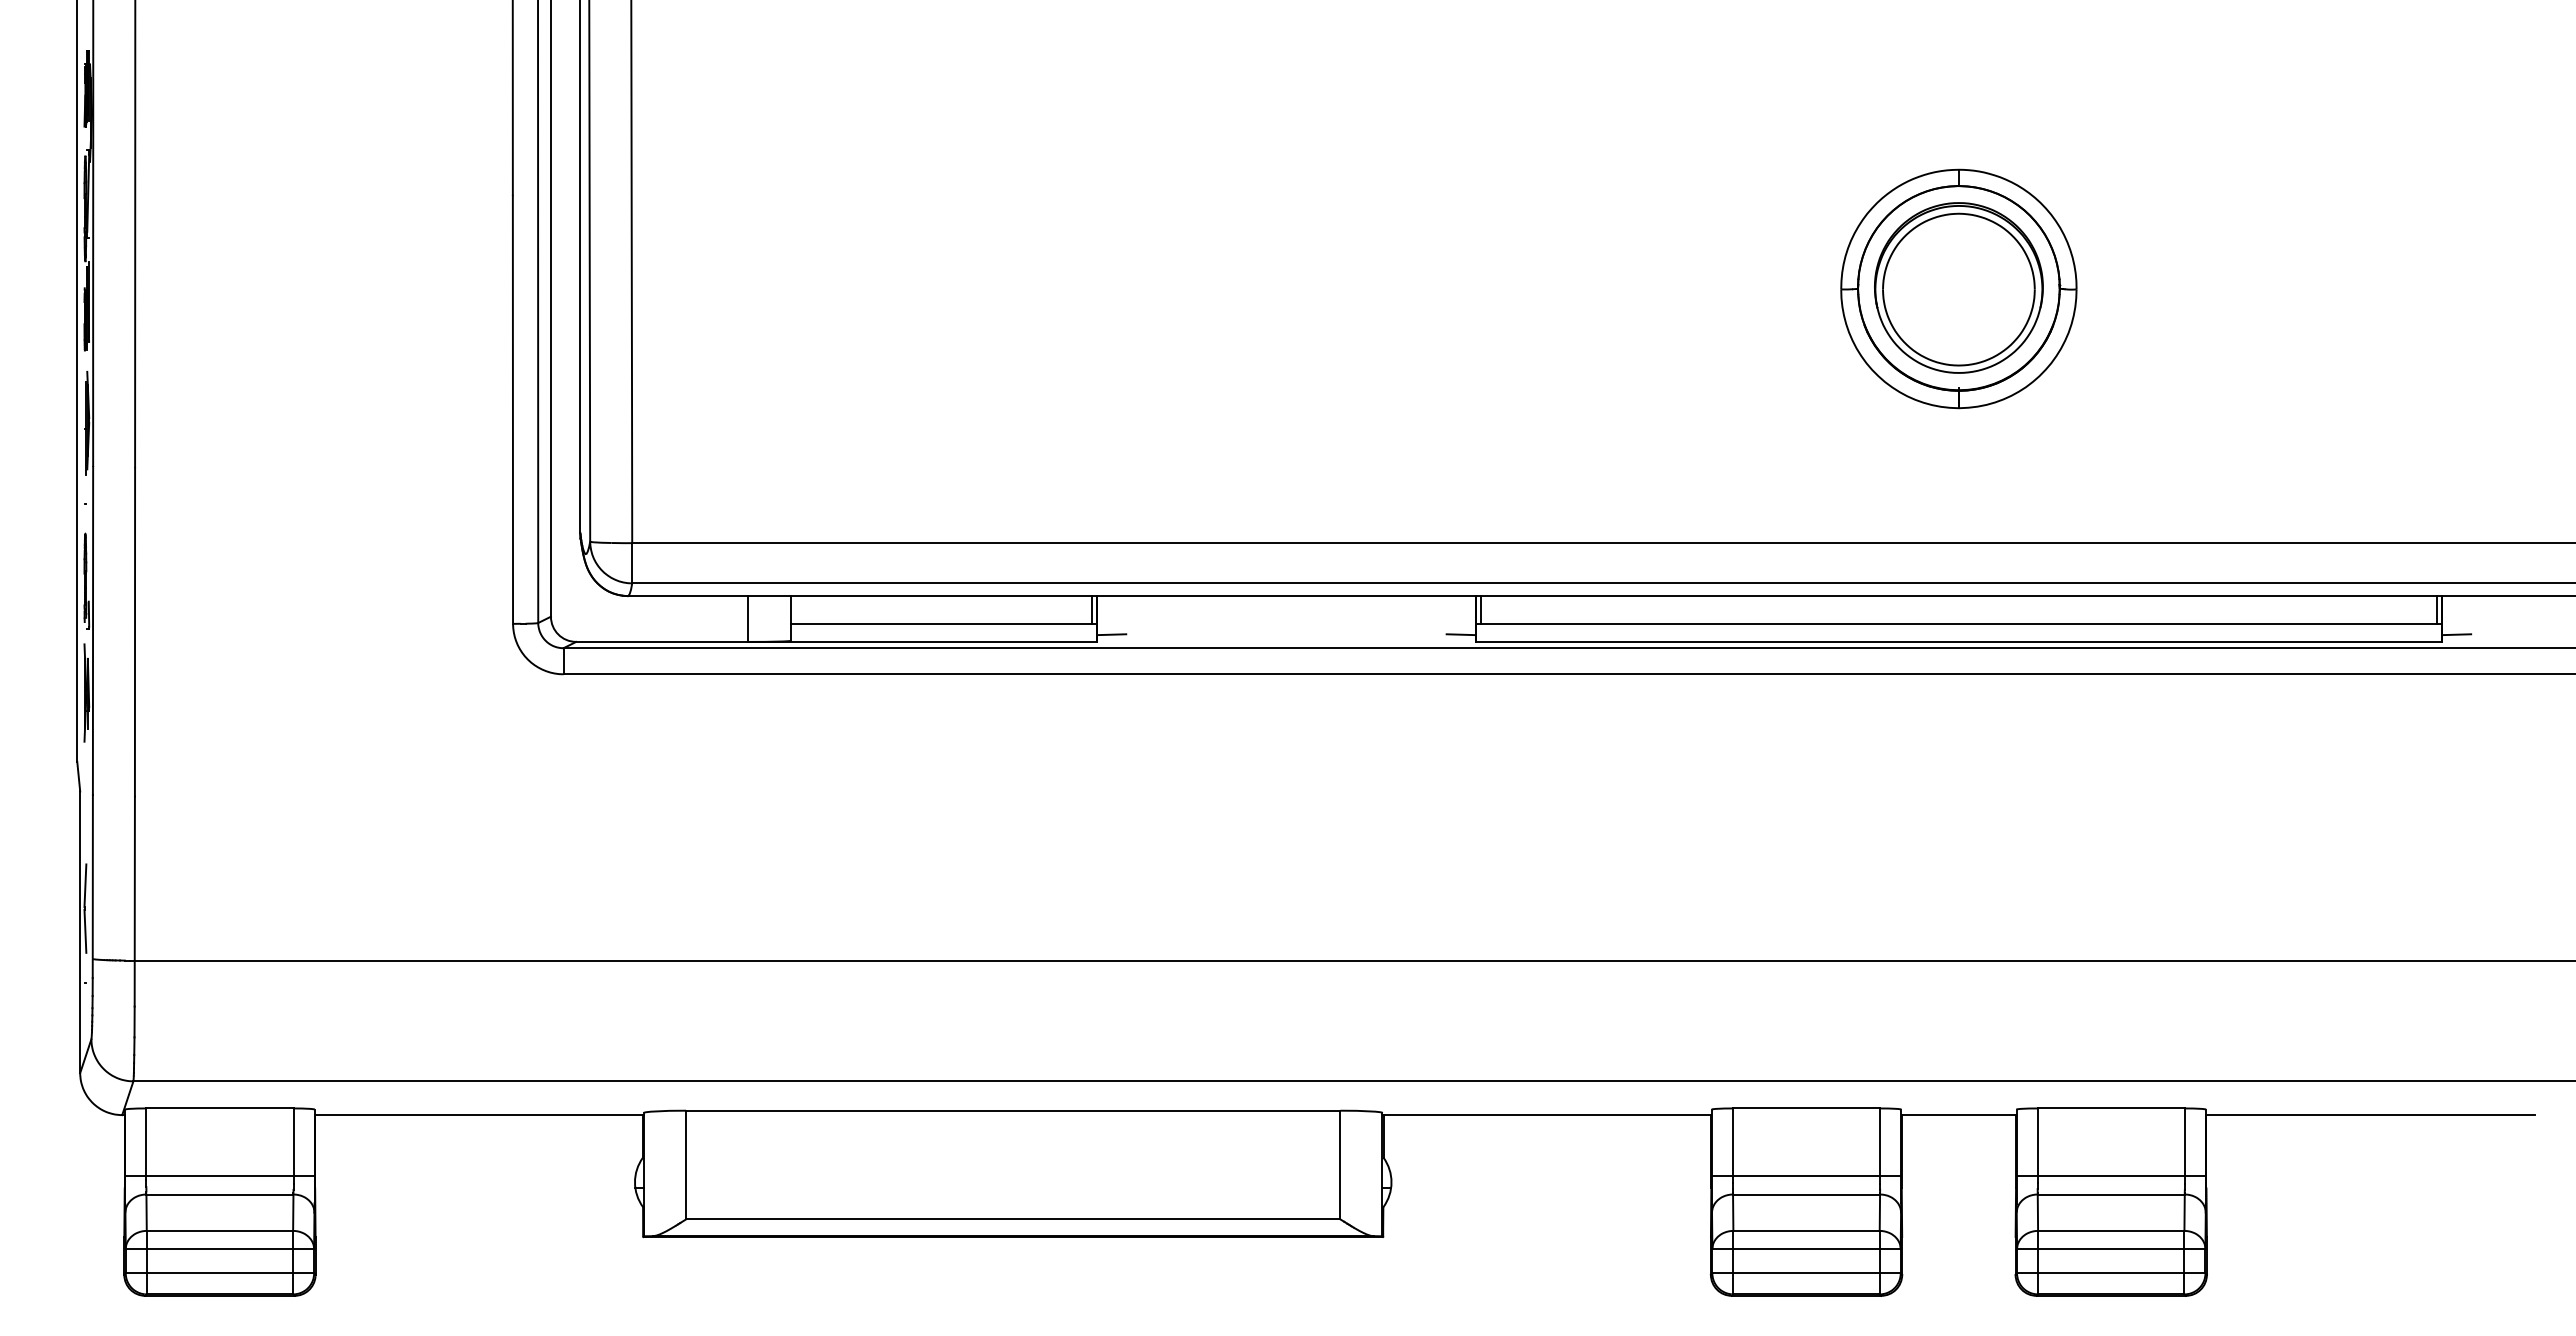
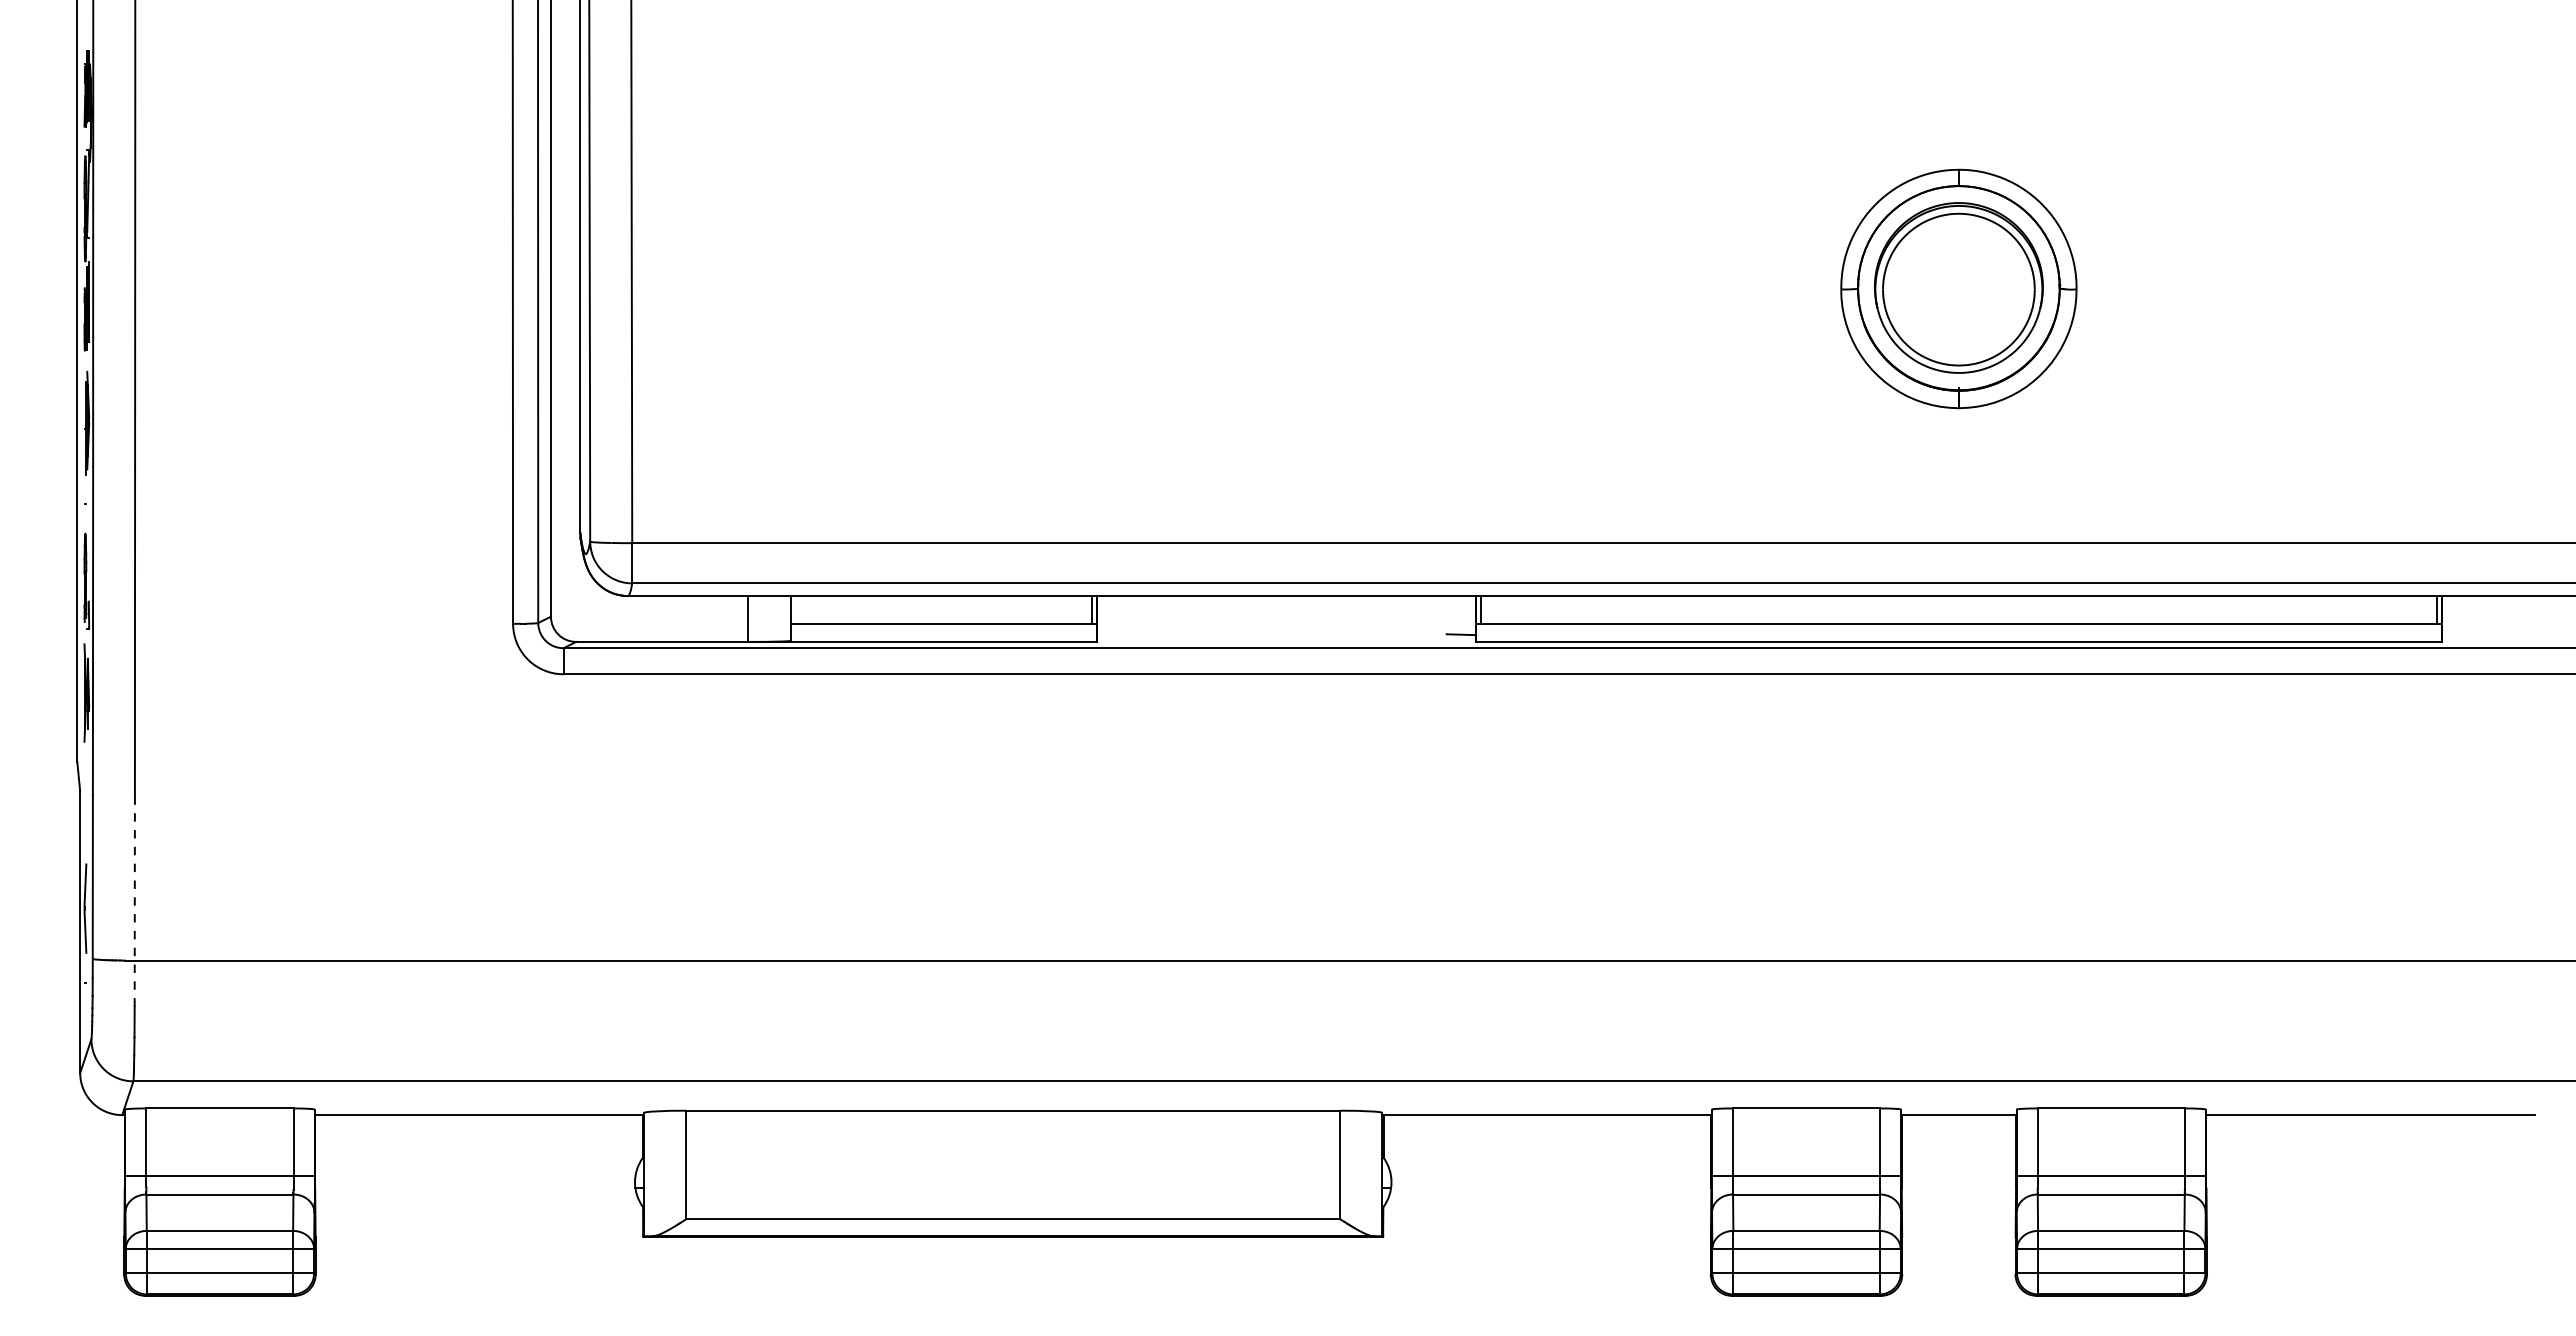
line: present -> none (1111, 634)
line: present -> none (2456, 634)
line: solid -> dashed (134, 901)
